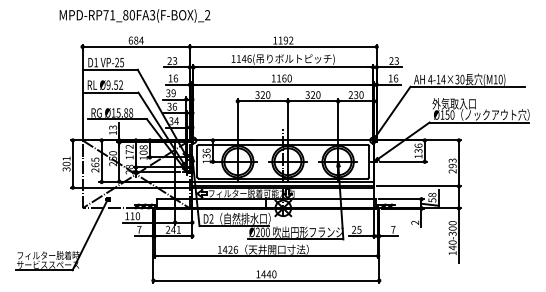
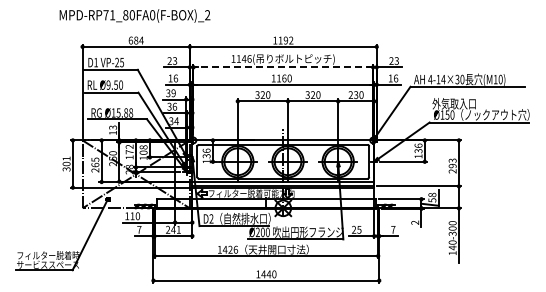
text: MPD-RP71_80FA3(F-BOX)_2 -> MPD-RP71_80FA0(F-BOX)_2 (152, 15)
line: solid -> dashed (283, 67)
text: Ø9.52 -> Ø9.50 (121, 84)
